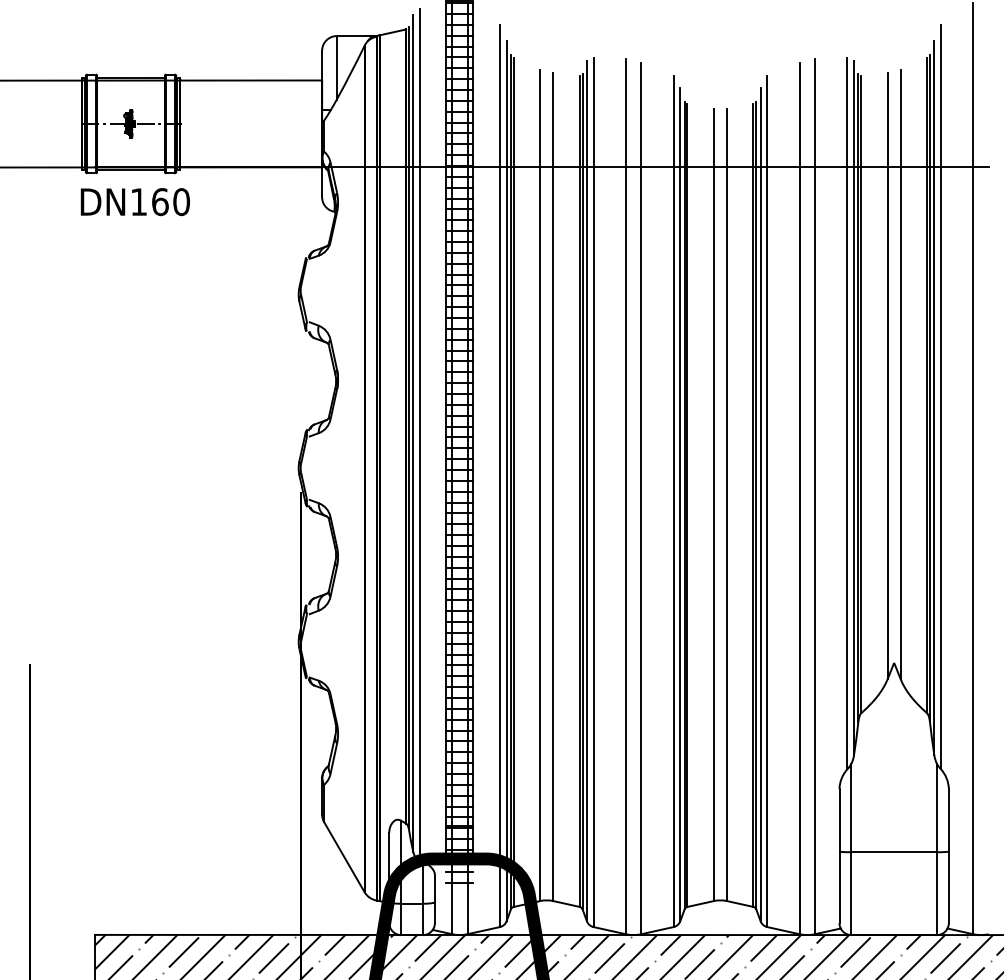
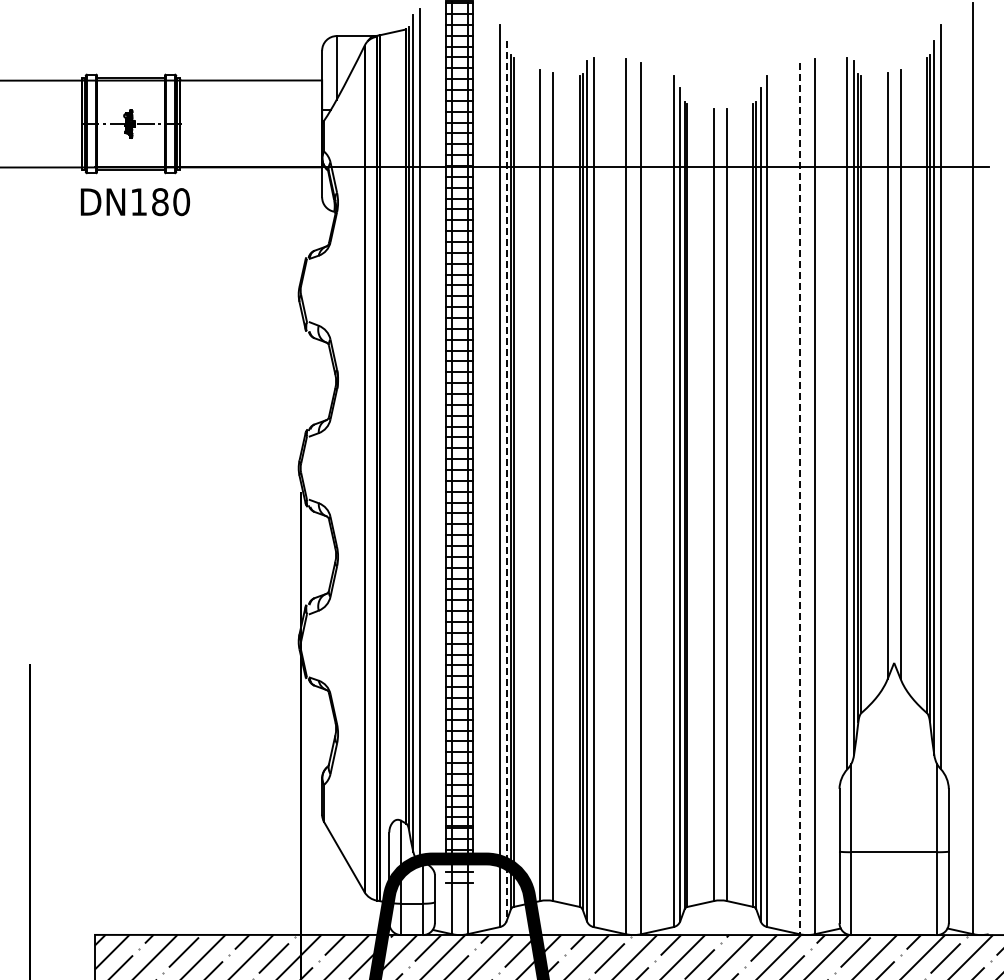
text: DN160 -> DN180 (160, 201)
line: solid -> dashed (506, 481)
line: solid -> dashed (799, 498)
